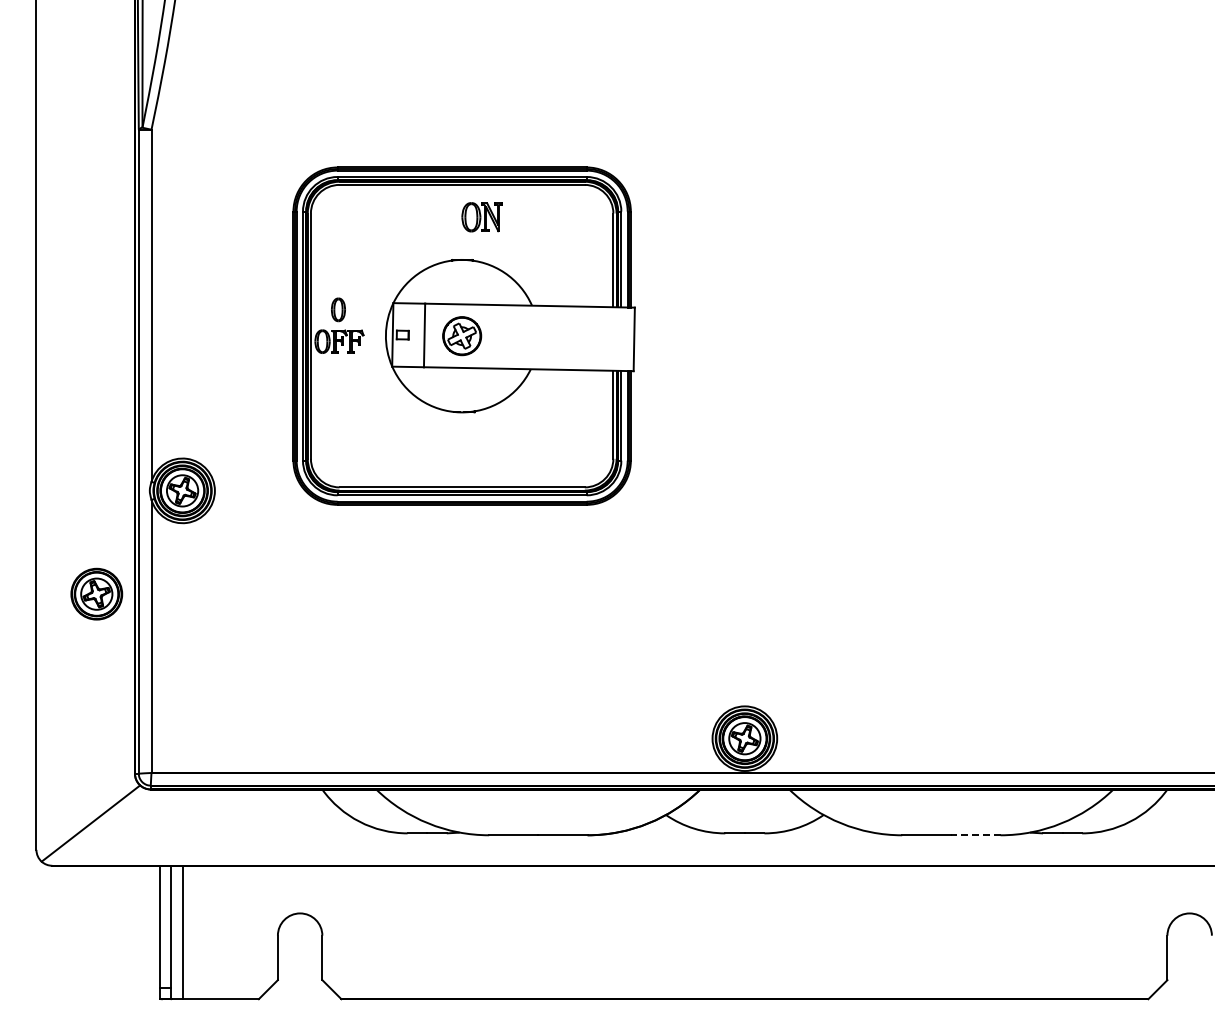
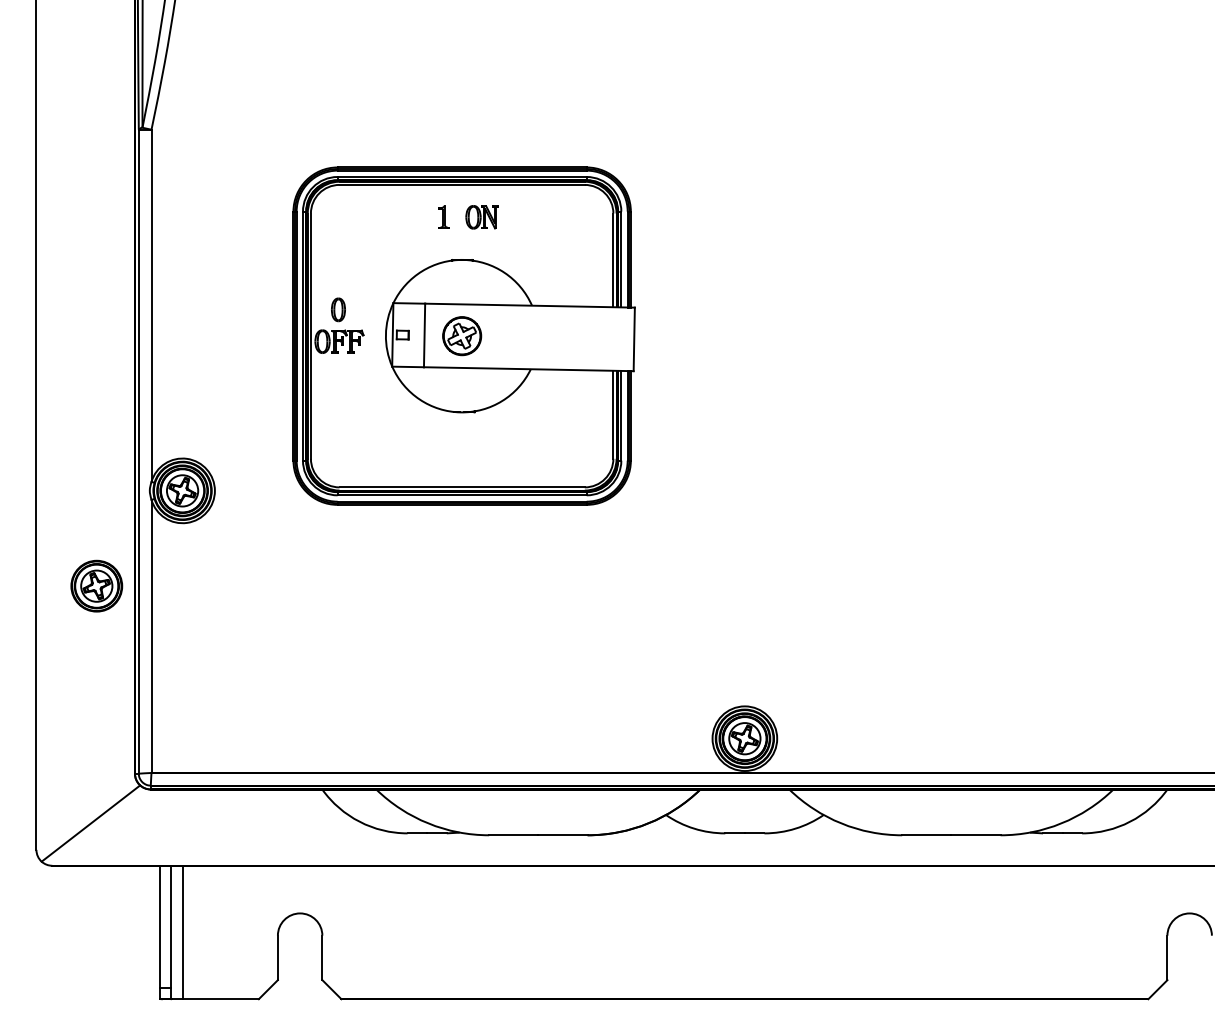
part: none -> present (443, 216)
part size: 42x31 px -> 34x25 px (481, 217)
part position: (96, 593) -> (96, 585) (96, 585)
line: dashed -> solid (975, 835)
